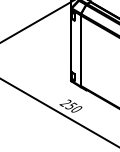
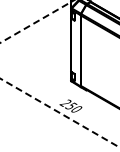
line: solid -> dashed (36, 21)
line: solid -> dashed (60, 113)
